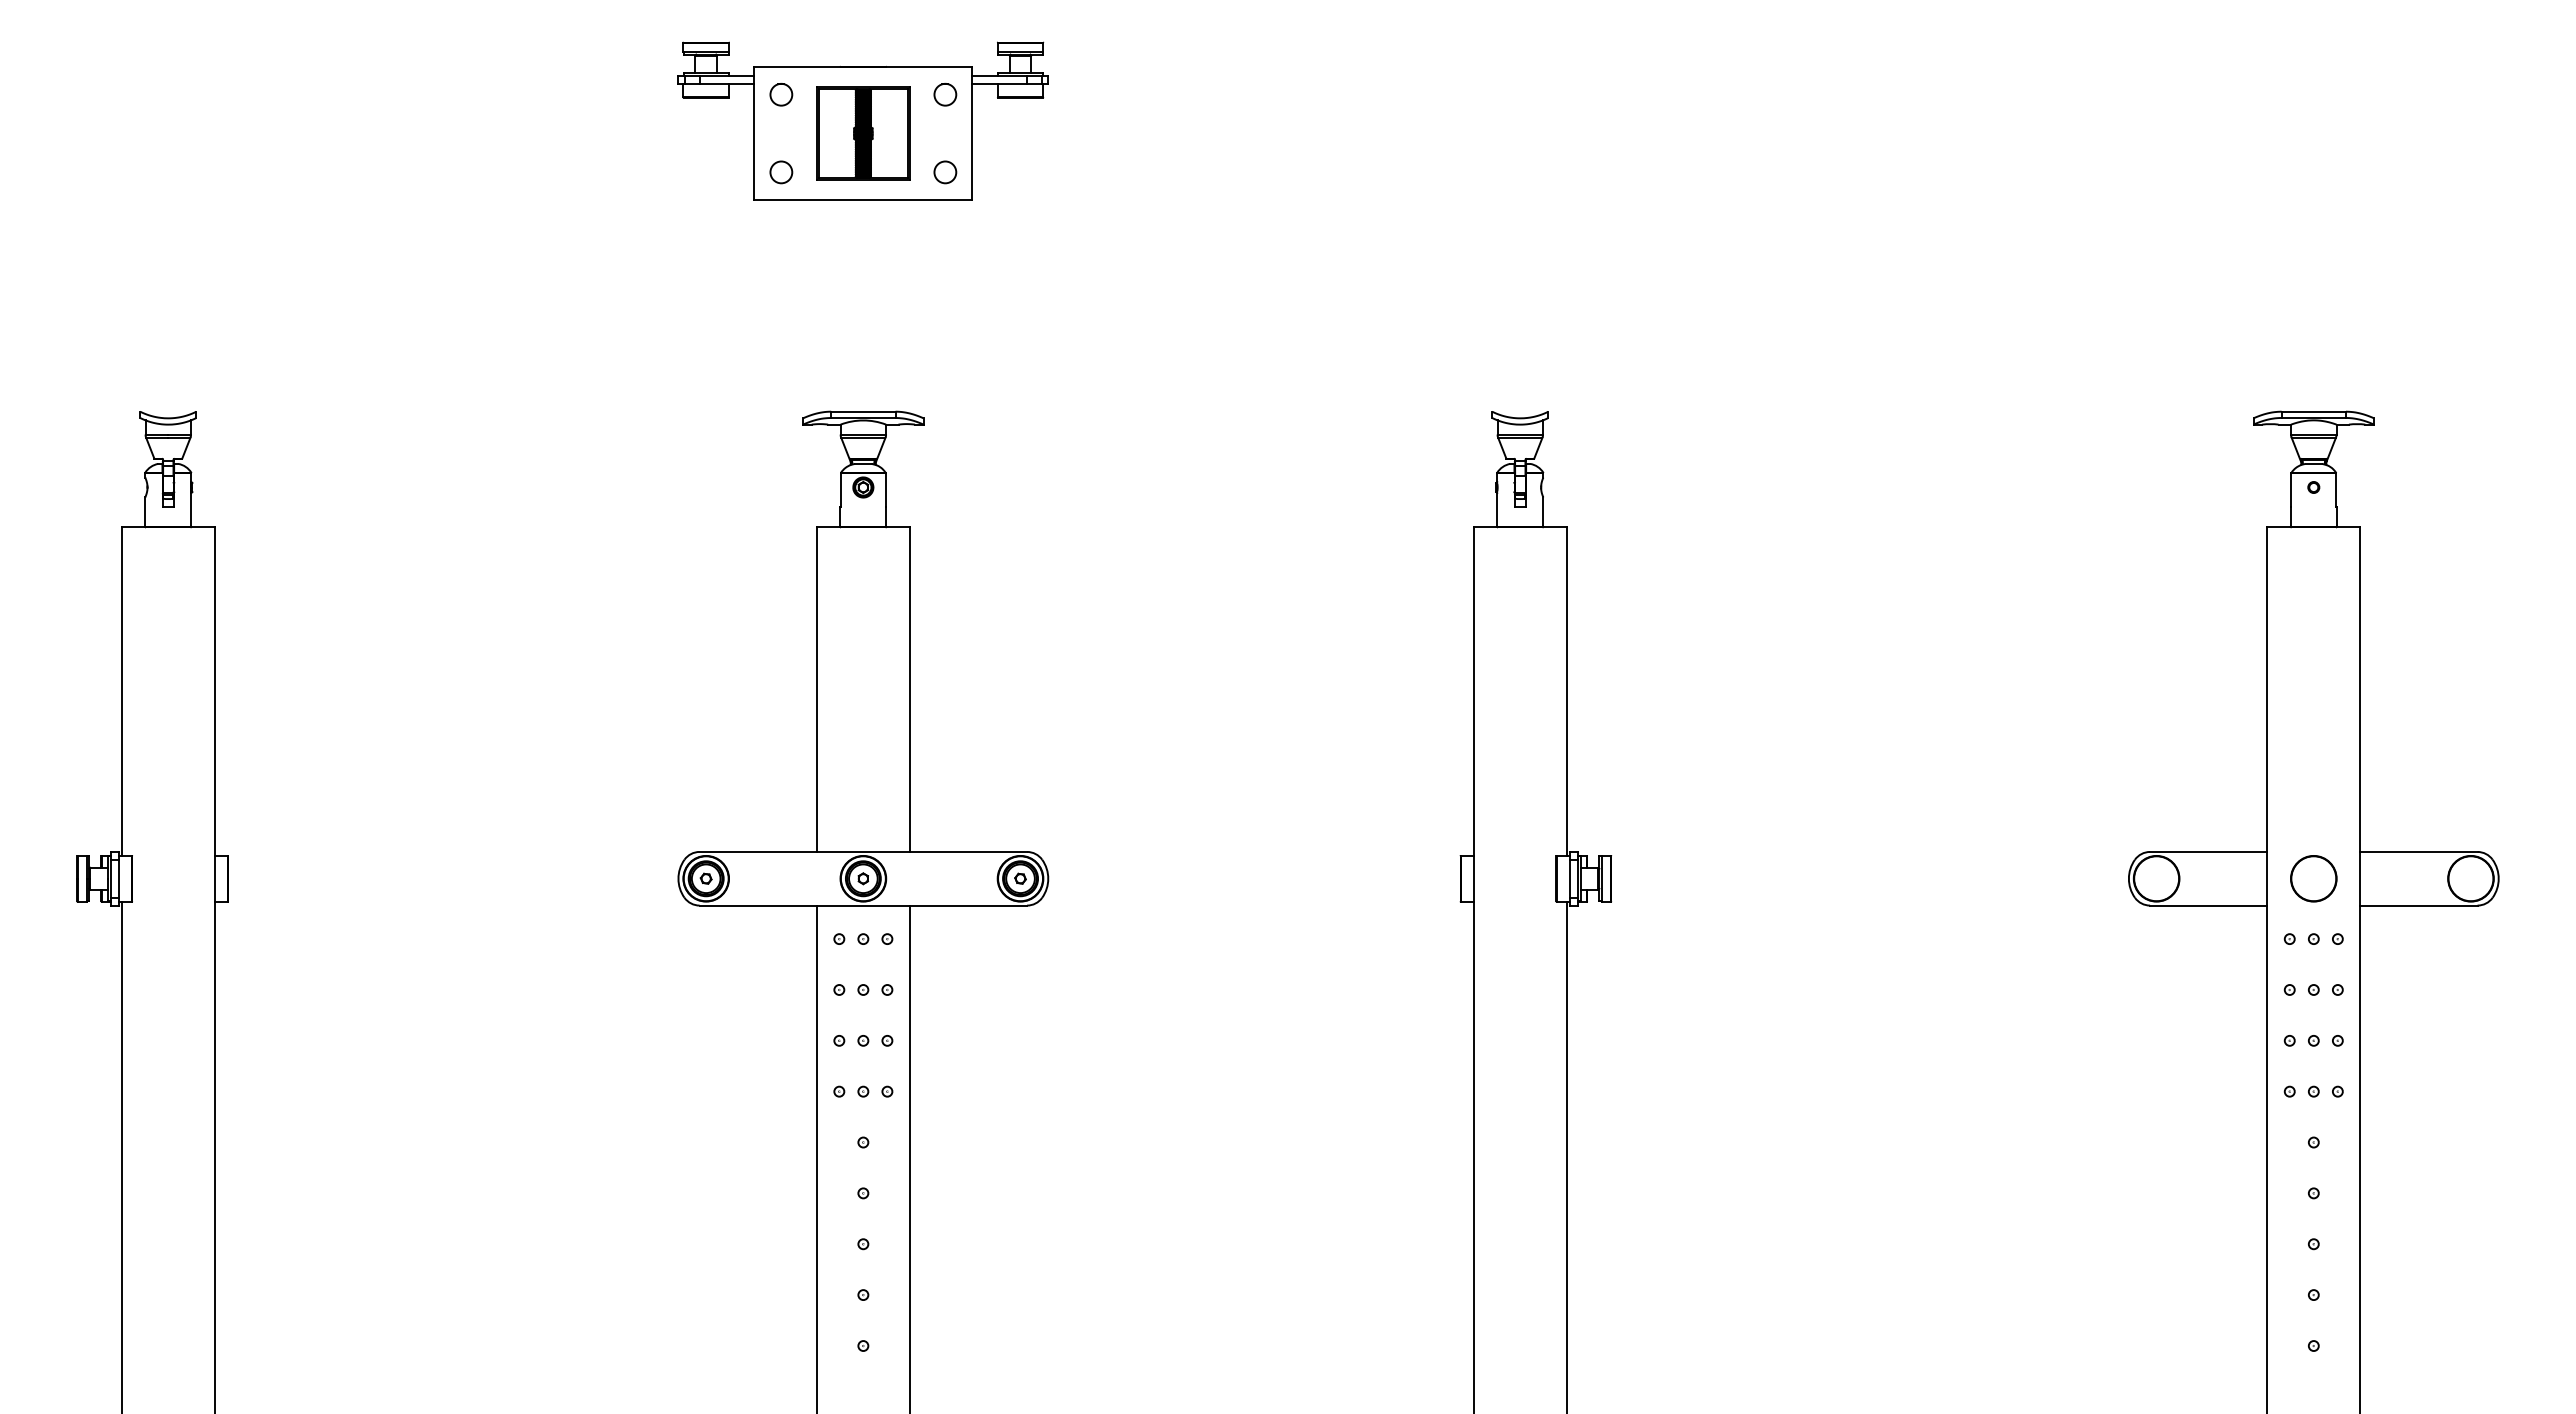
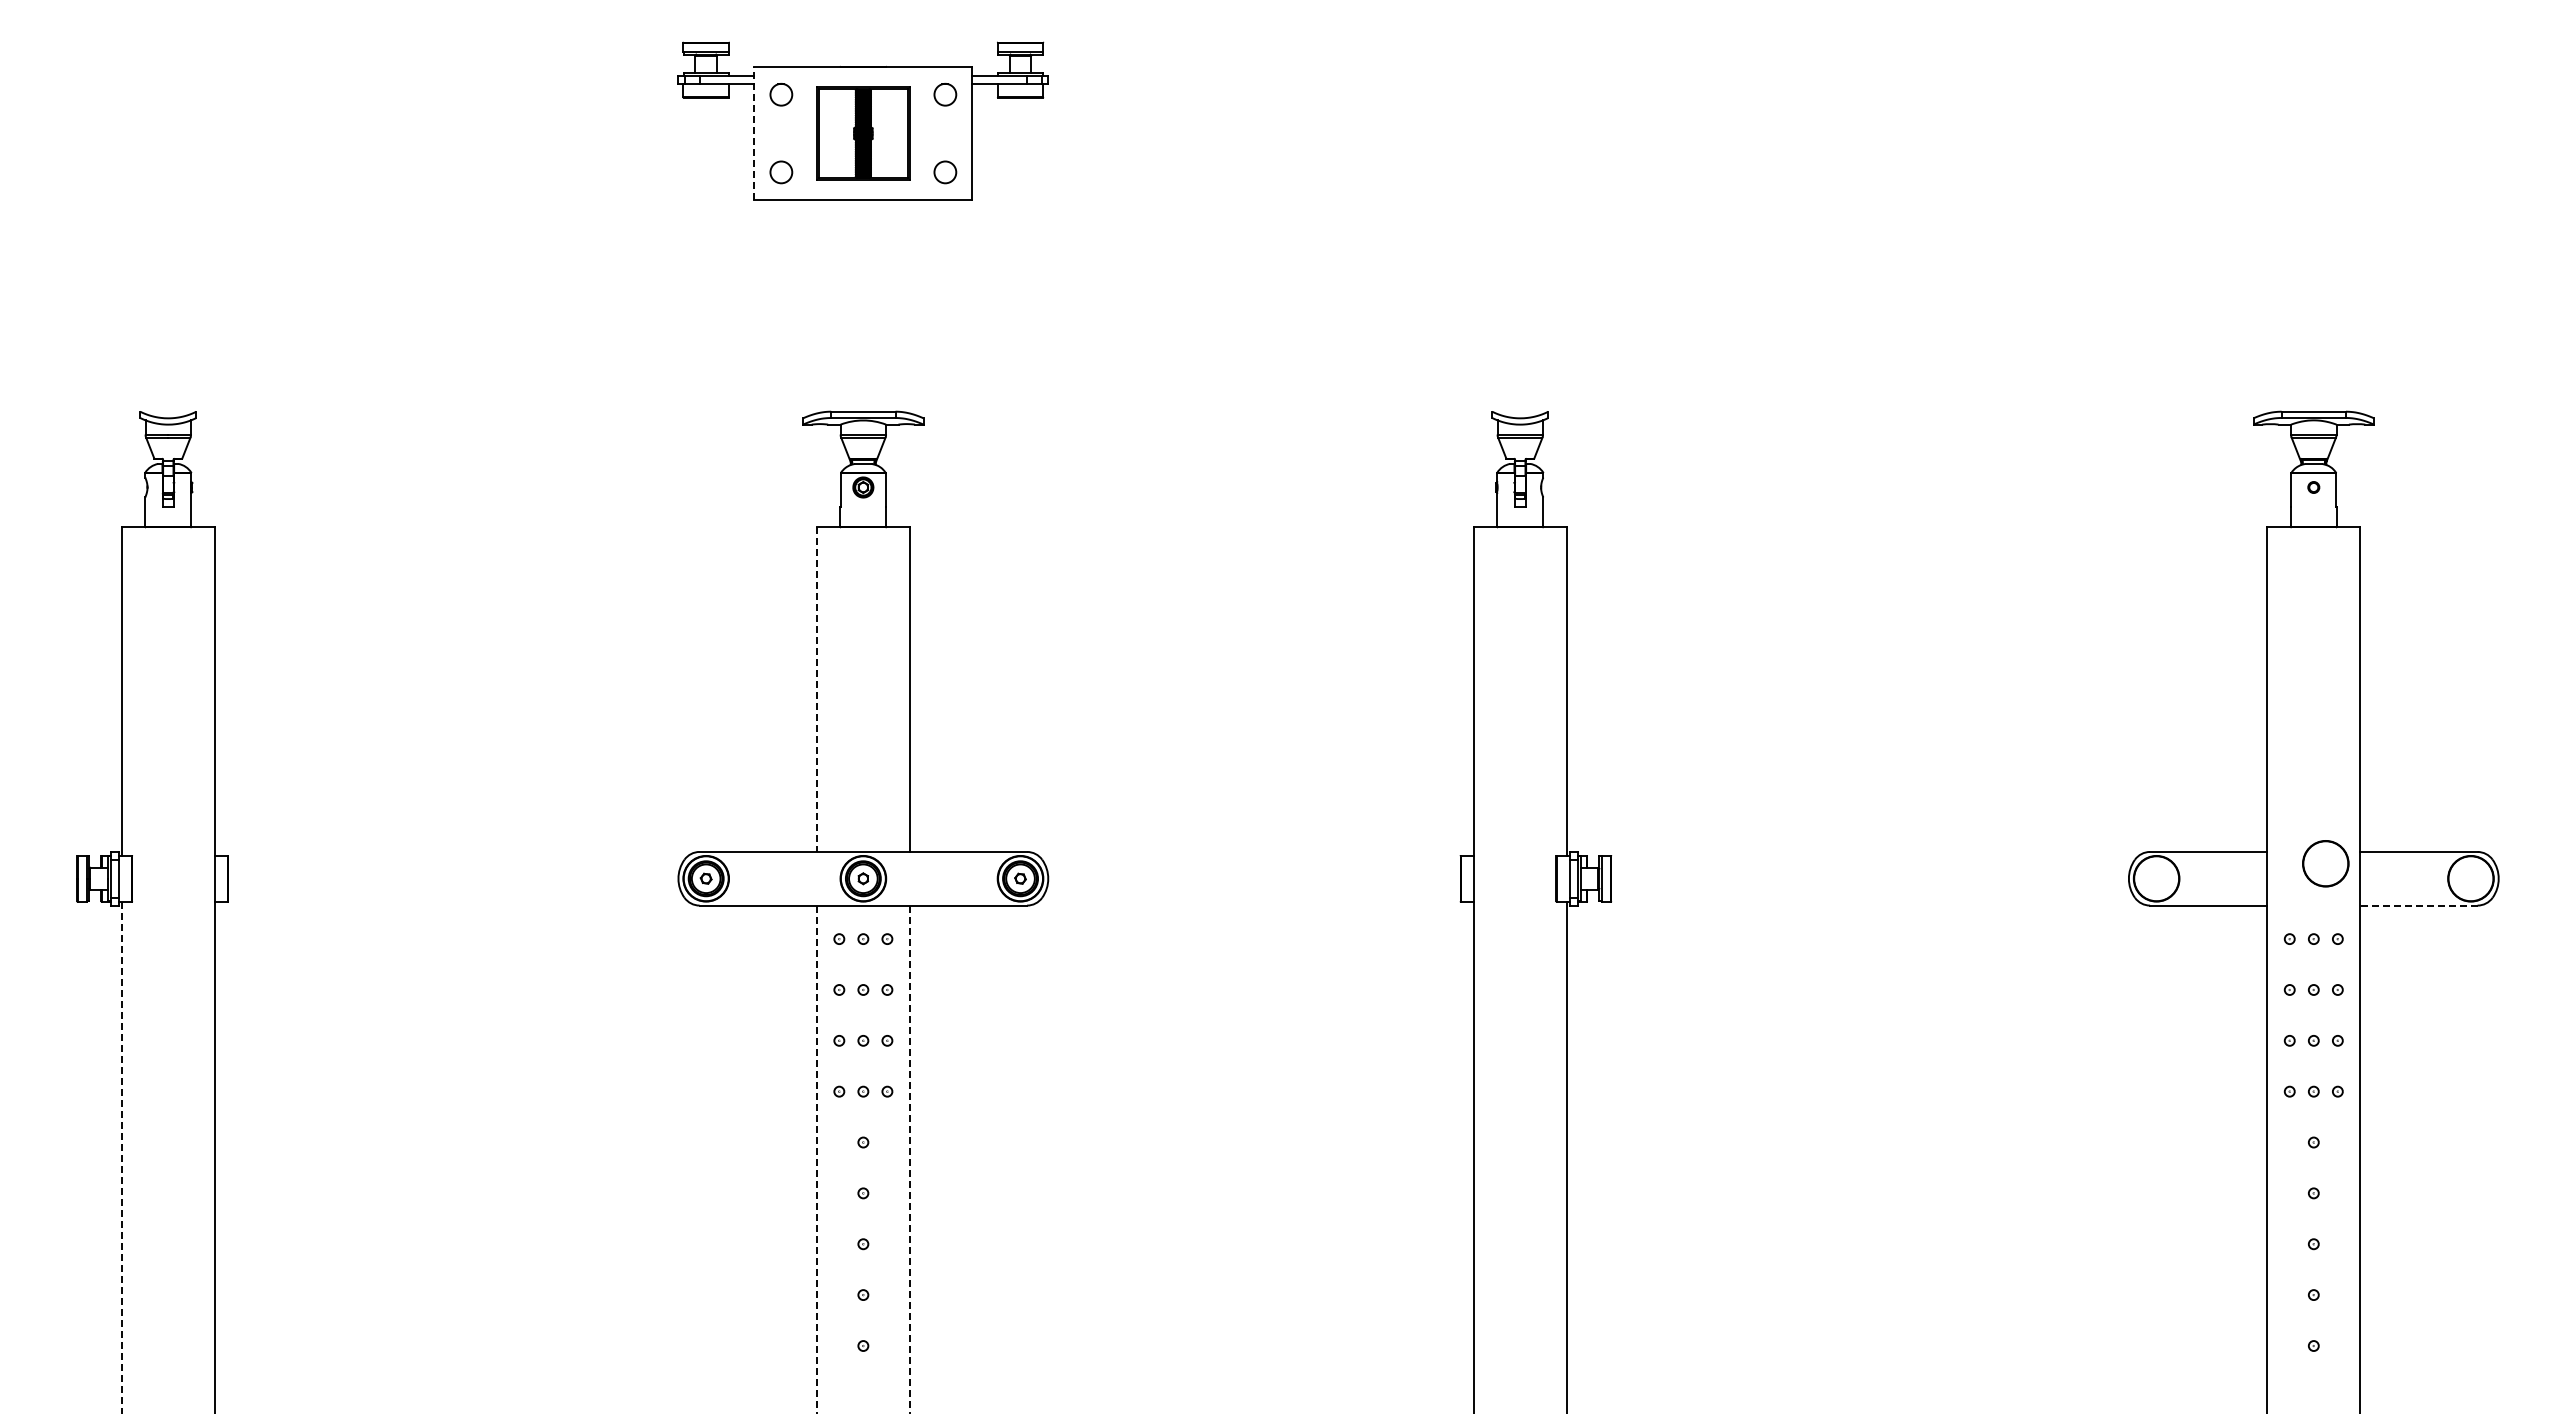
line: solid -> dashed (754, 133)
line: solid -> dashed (816, 690)
circle position: (2313, 878) -> (2325, 863) (2325, 863)
line: solid -> dashed (2418, 905)
line: solid -> dashed (121, 1157)
line: solid -> dashed (816, 1159)
line: solid -> dashed (909, 1159)
